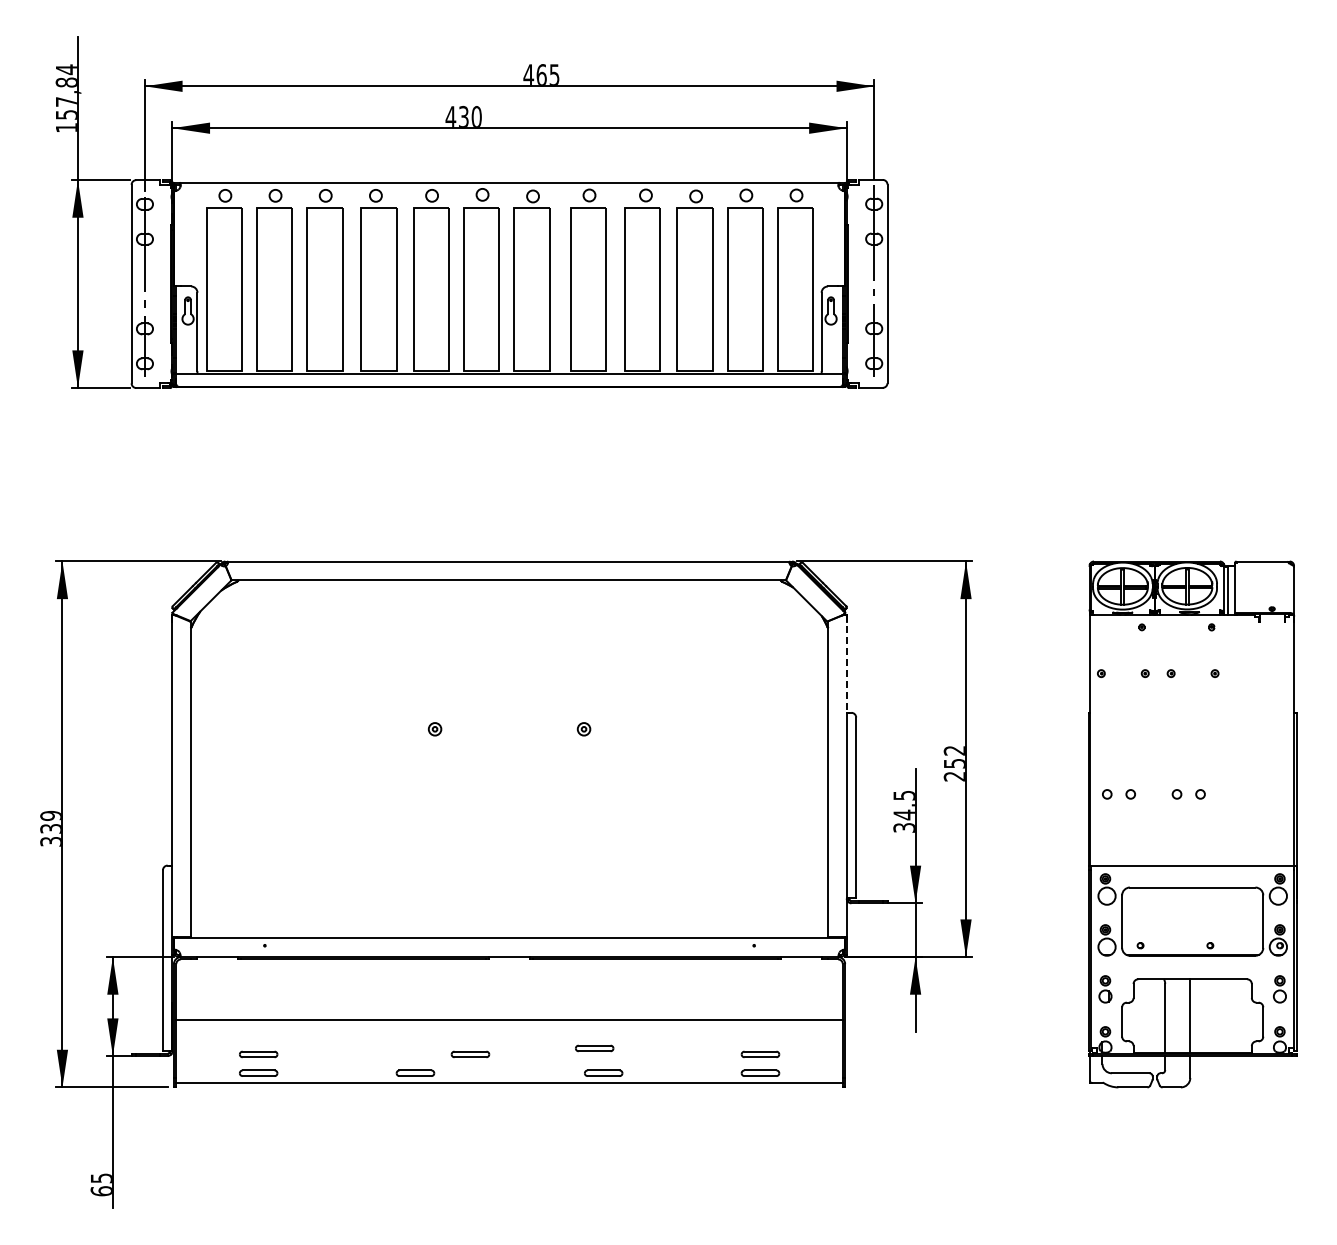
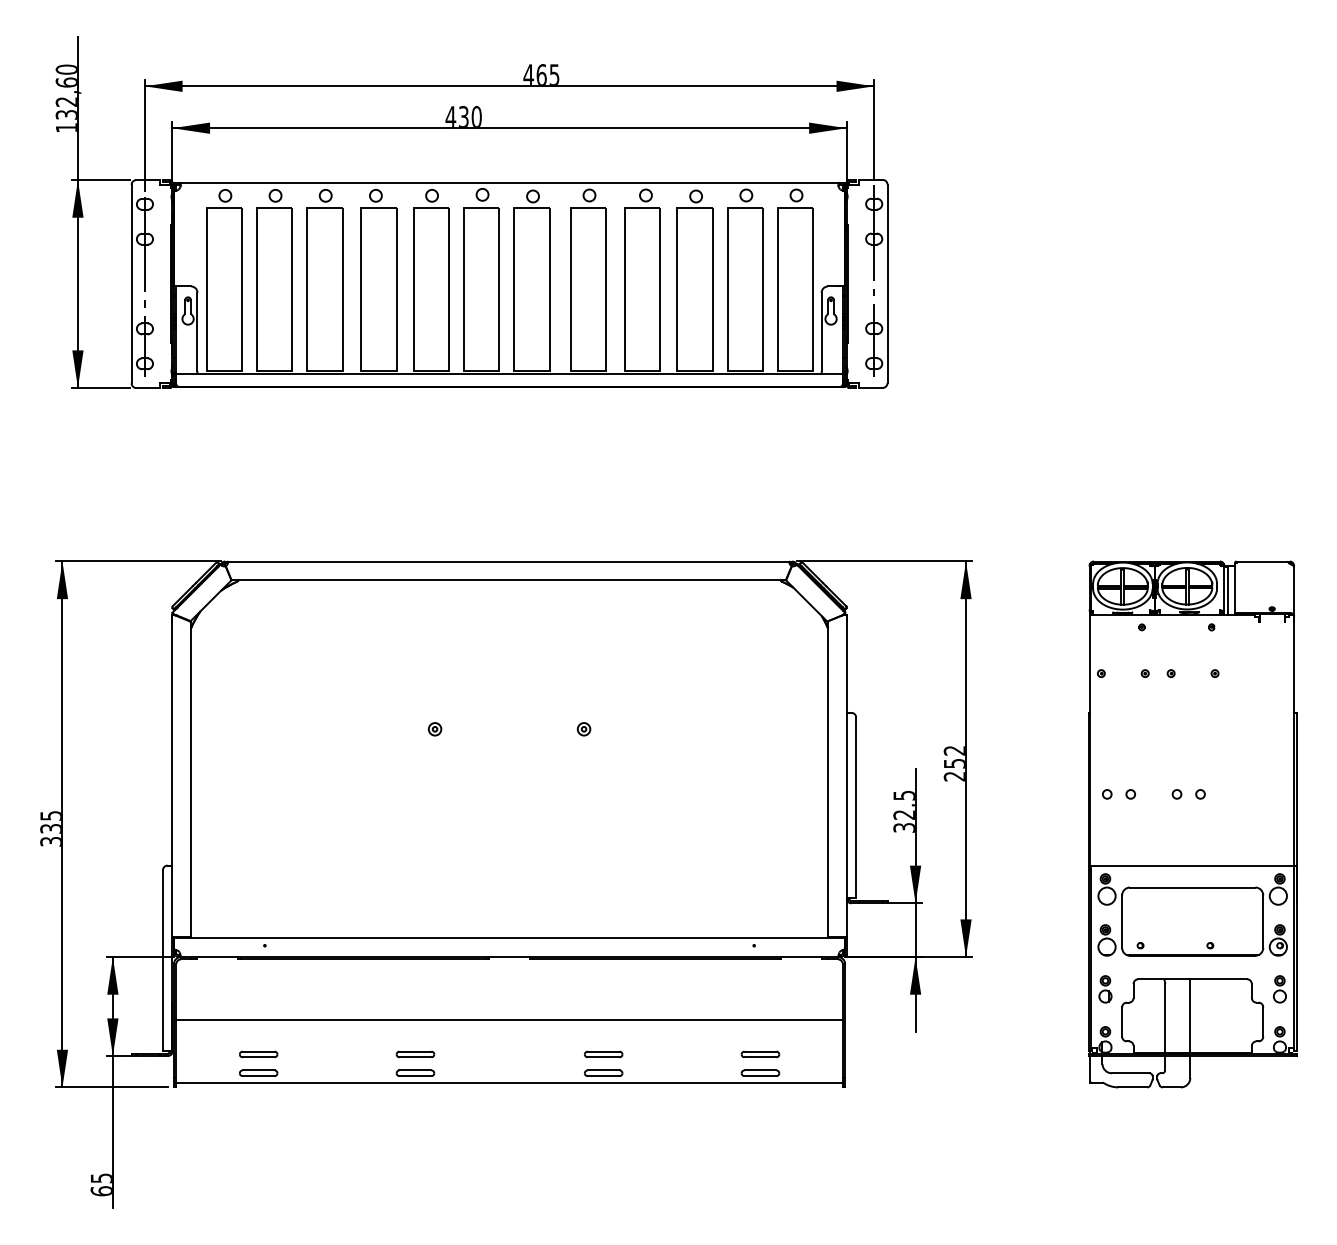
text: 157,84 -> 132,60 (65, 91)
line: dashed -> solid (846, 664)
text: 34.5 -> 32.5 (903, 814)
text: 339 -> 335 (50, 815)
part position: (594, 1048) -> (603, 1054) (603, 1054)
part position: (470, 1053) -> (415, 1053) (415, 1053)
